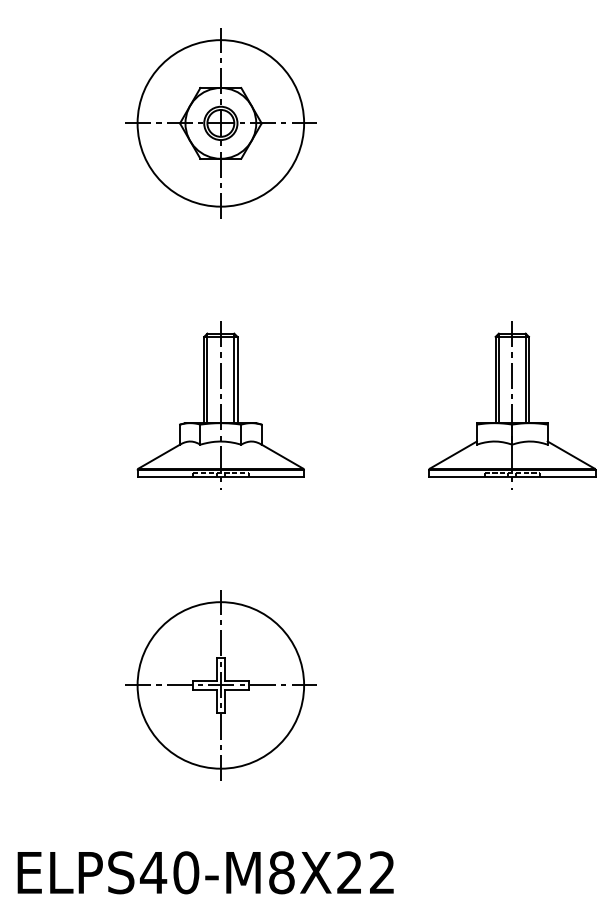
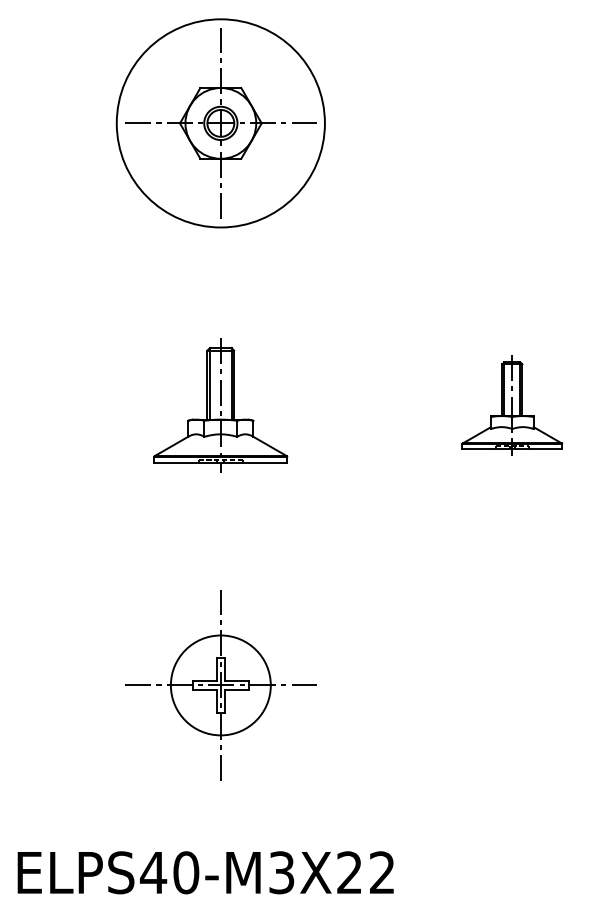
circle diameter: 167 px -> 208 px (220, 123)
part size: 169x169 px -> 136x135 px (220, 405)
part size: 169x169 px -> 103x101 px (512, 405)
circle diameter: 167 px -> 100 px (220, 685)
text: ELPS40-M8X22 -> ELPS40-M3X22 (281, 872)
